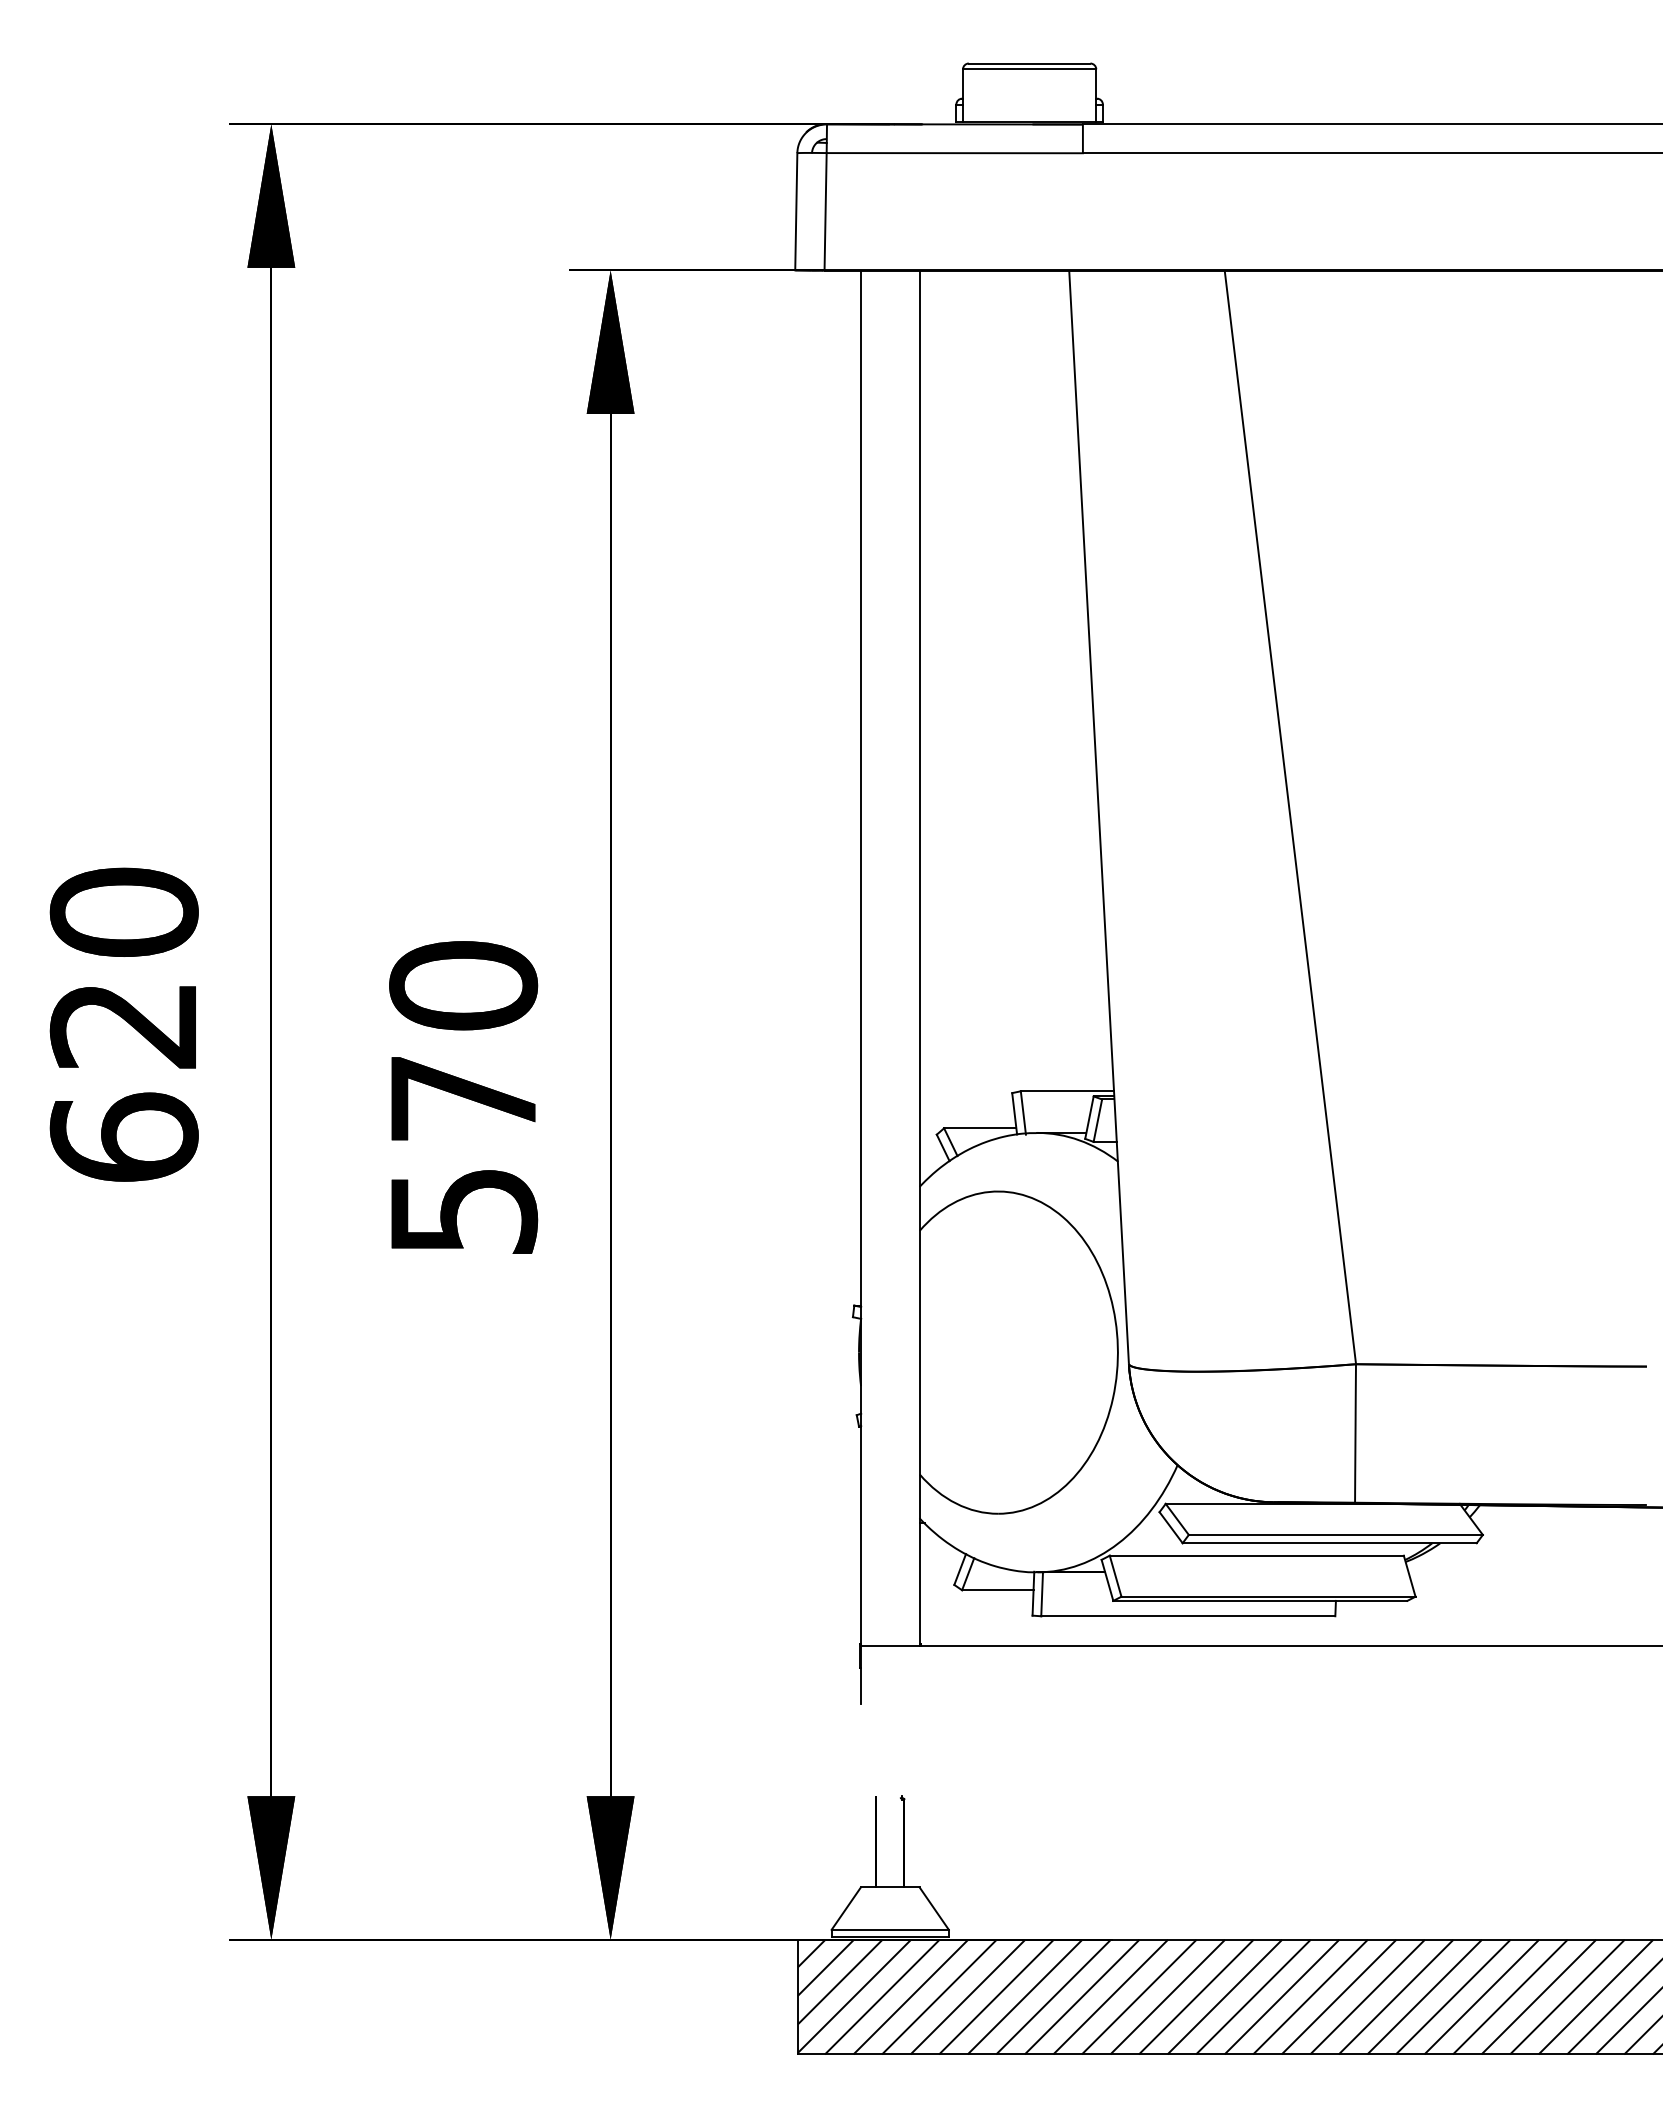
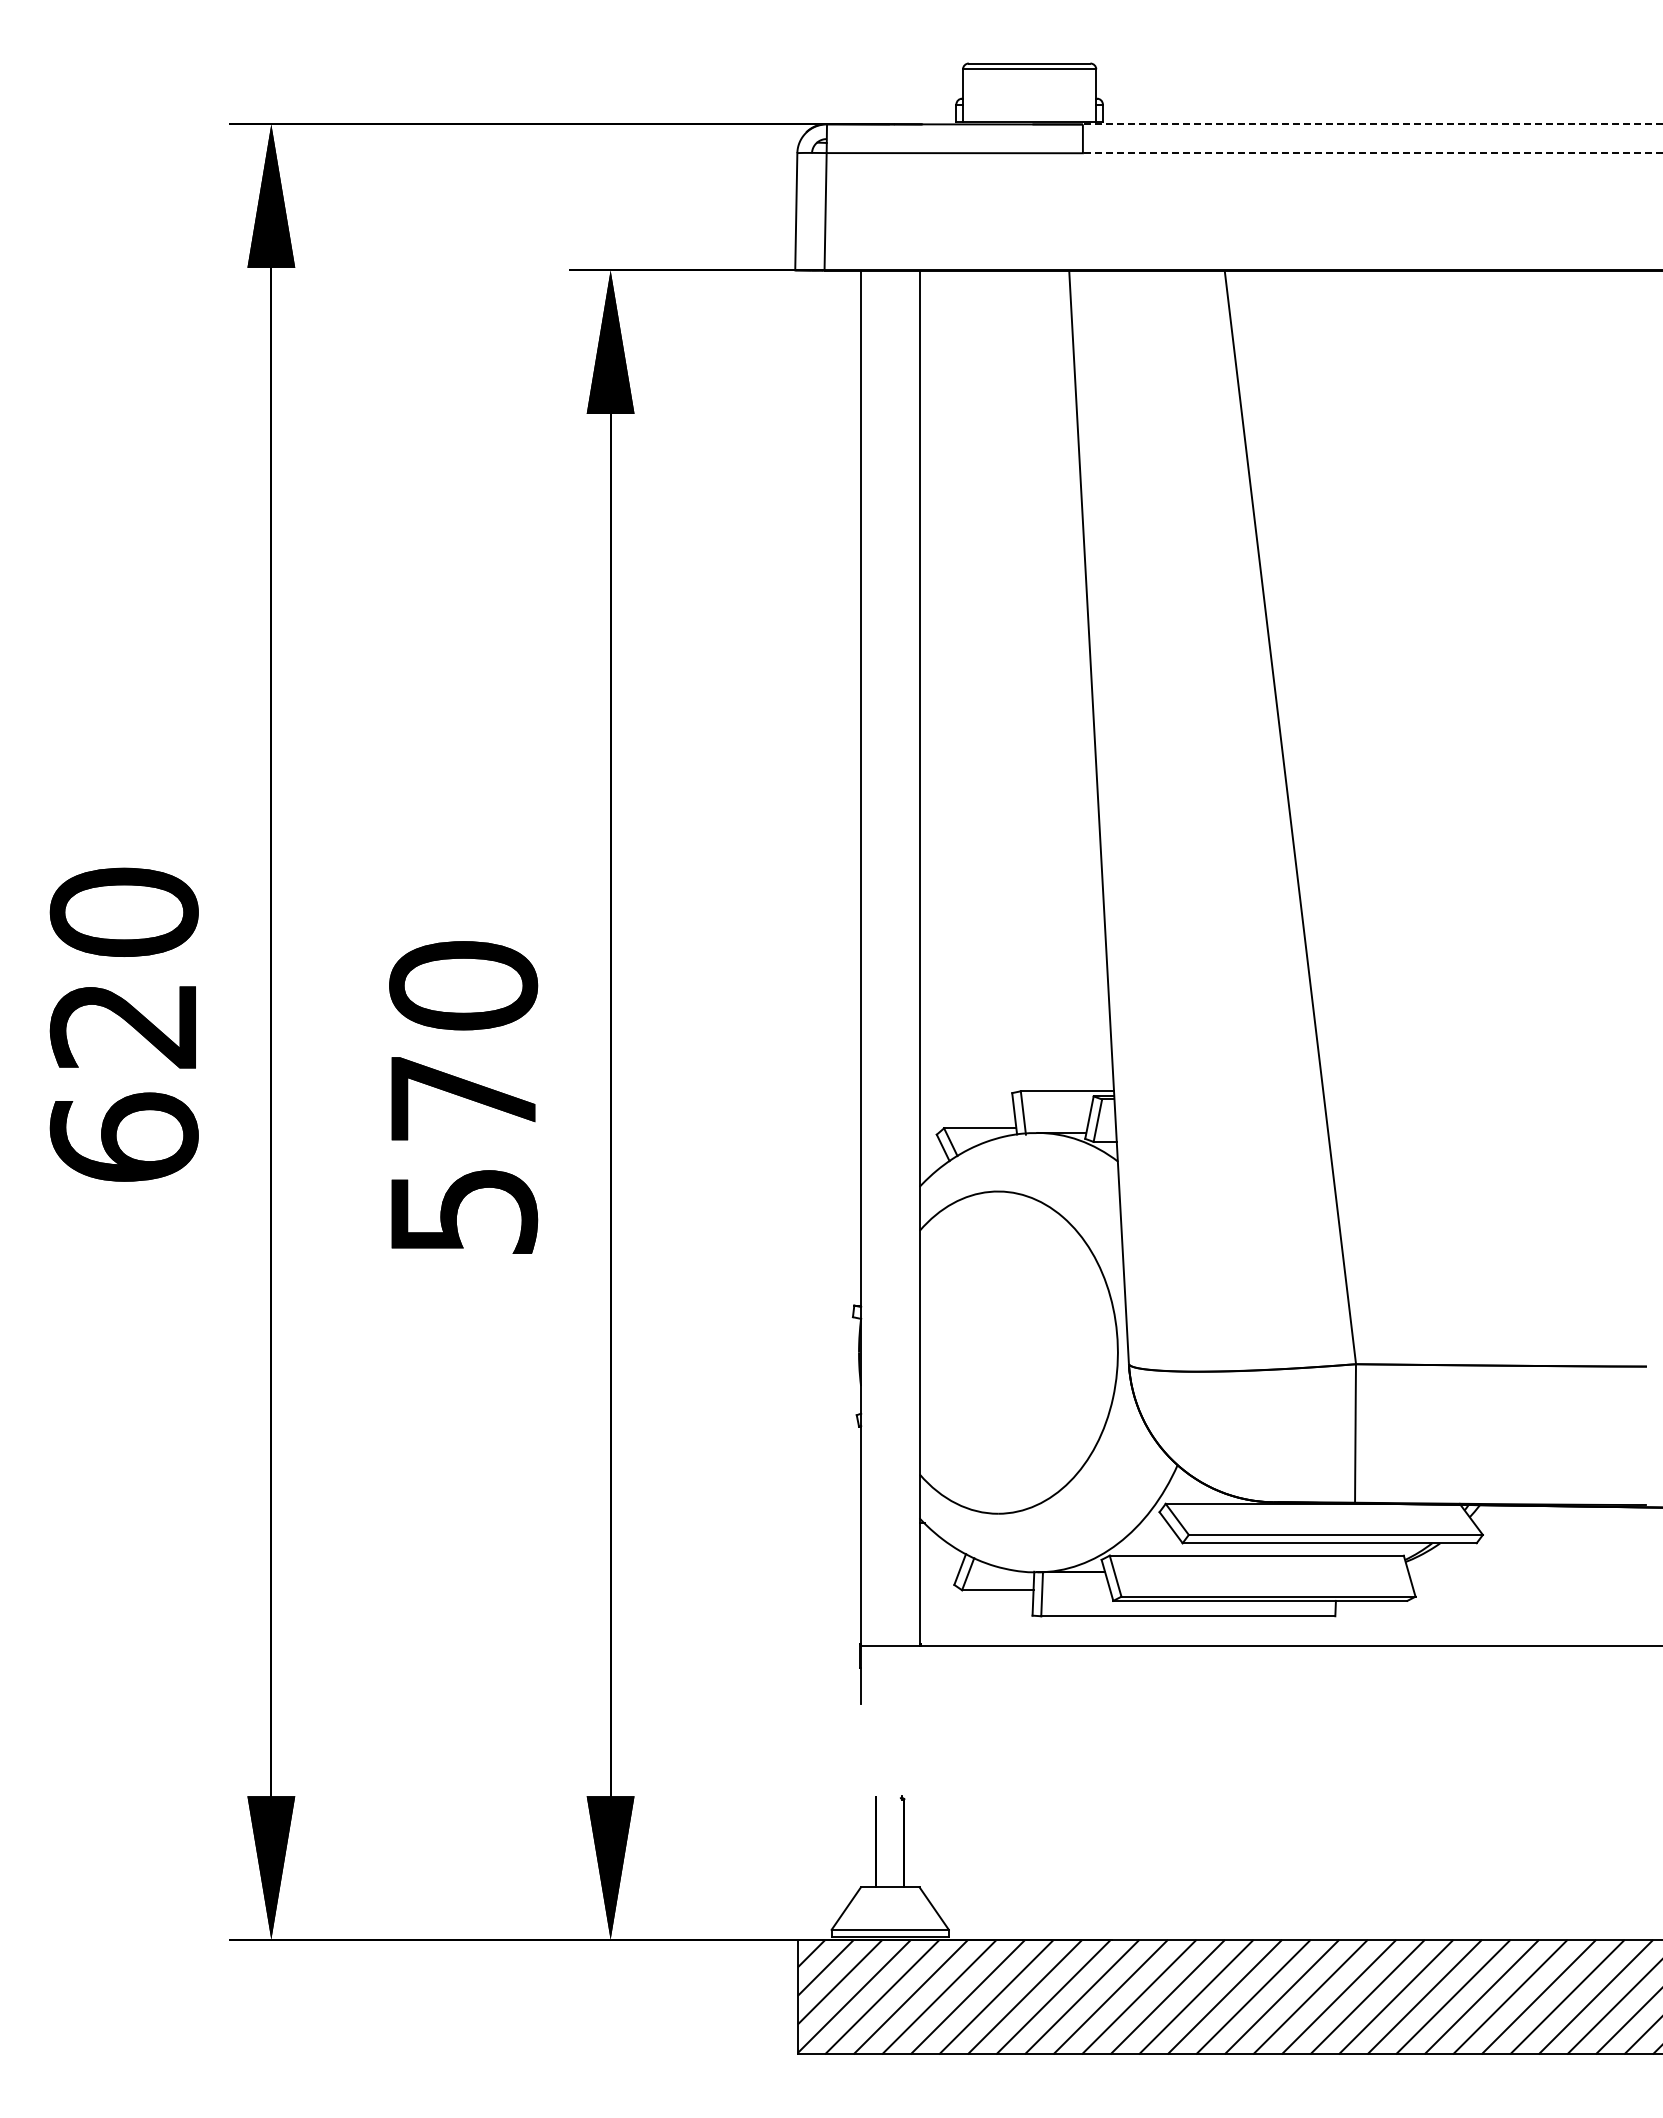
line: solid -> dashed (1372, 124)
line: solid -> dashed (1372, 153)
